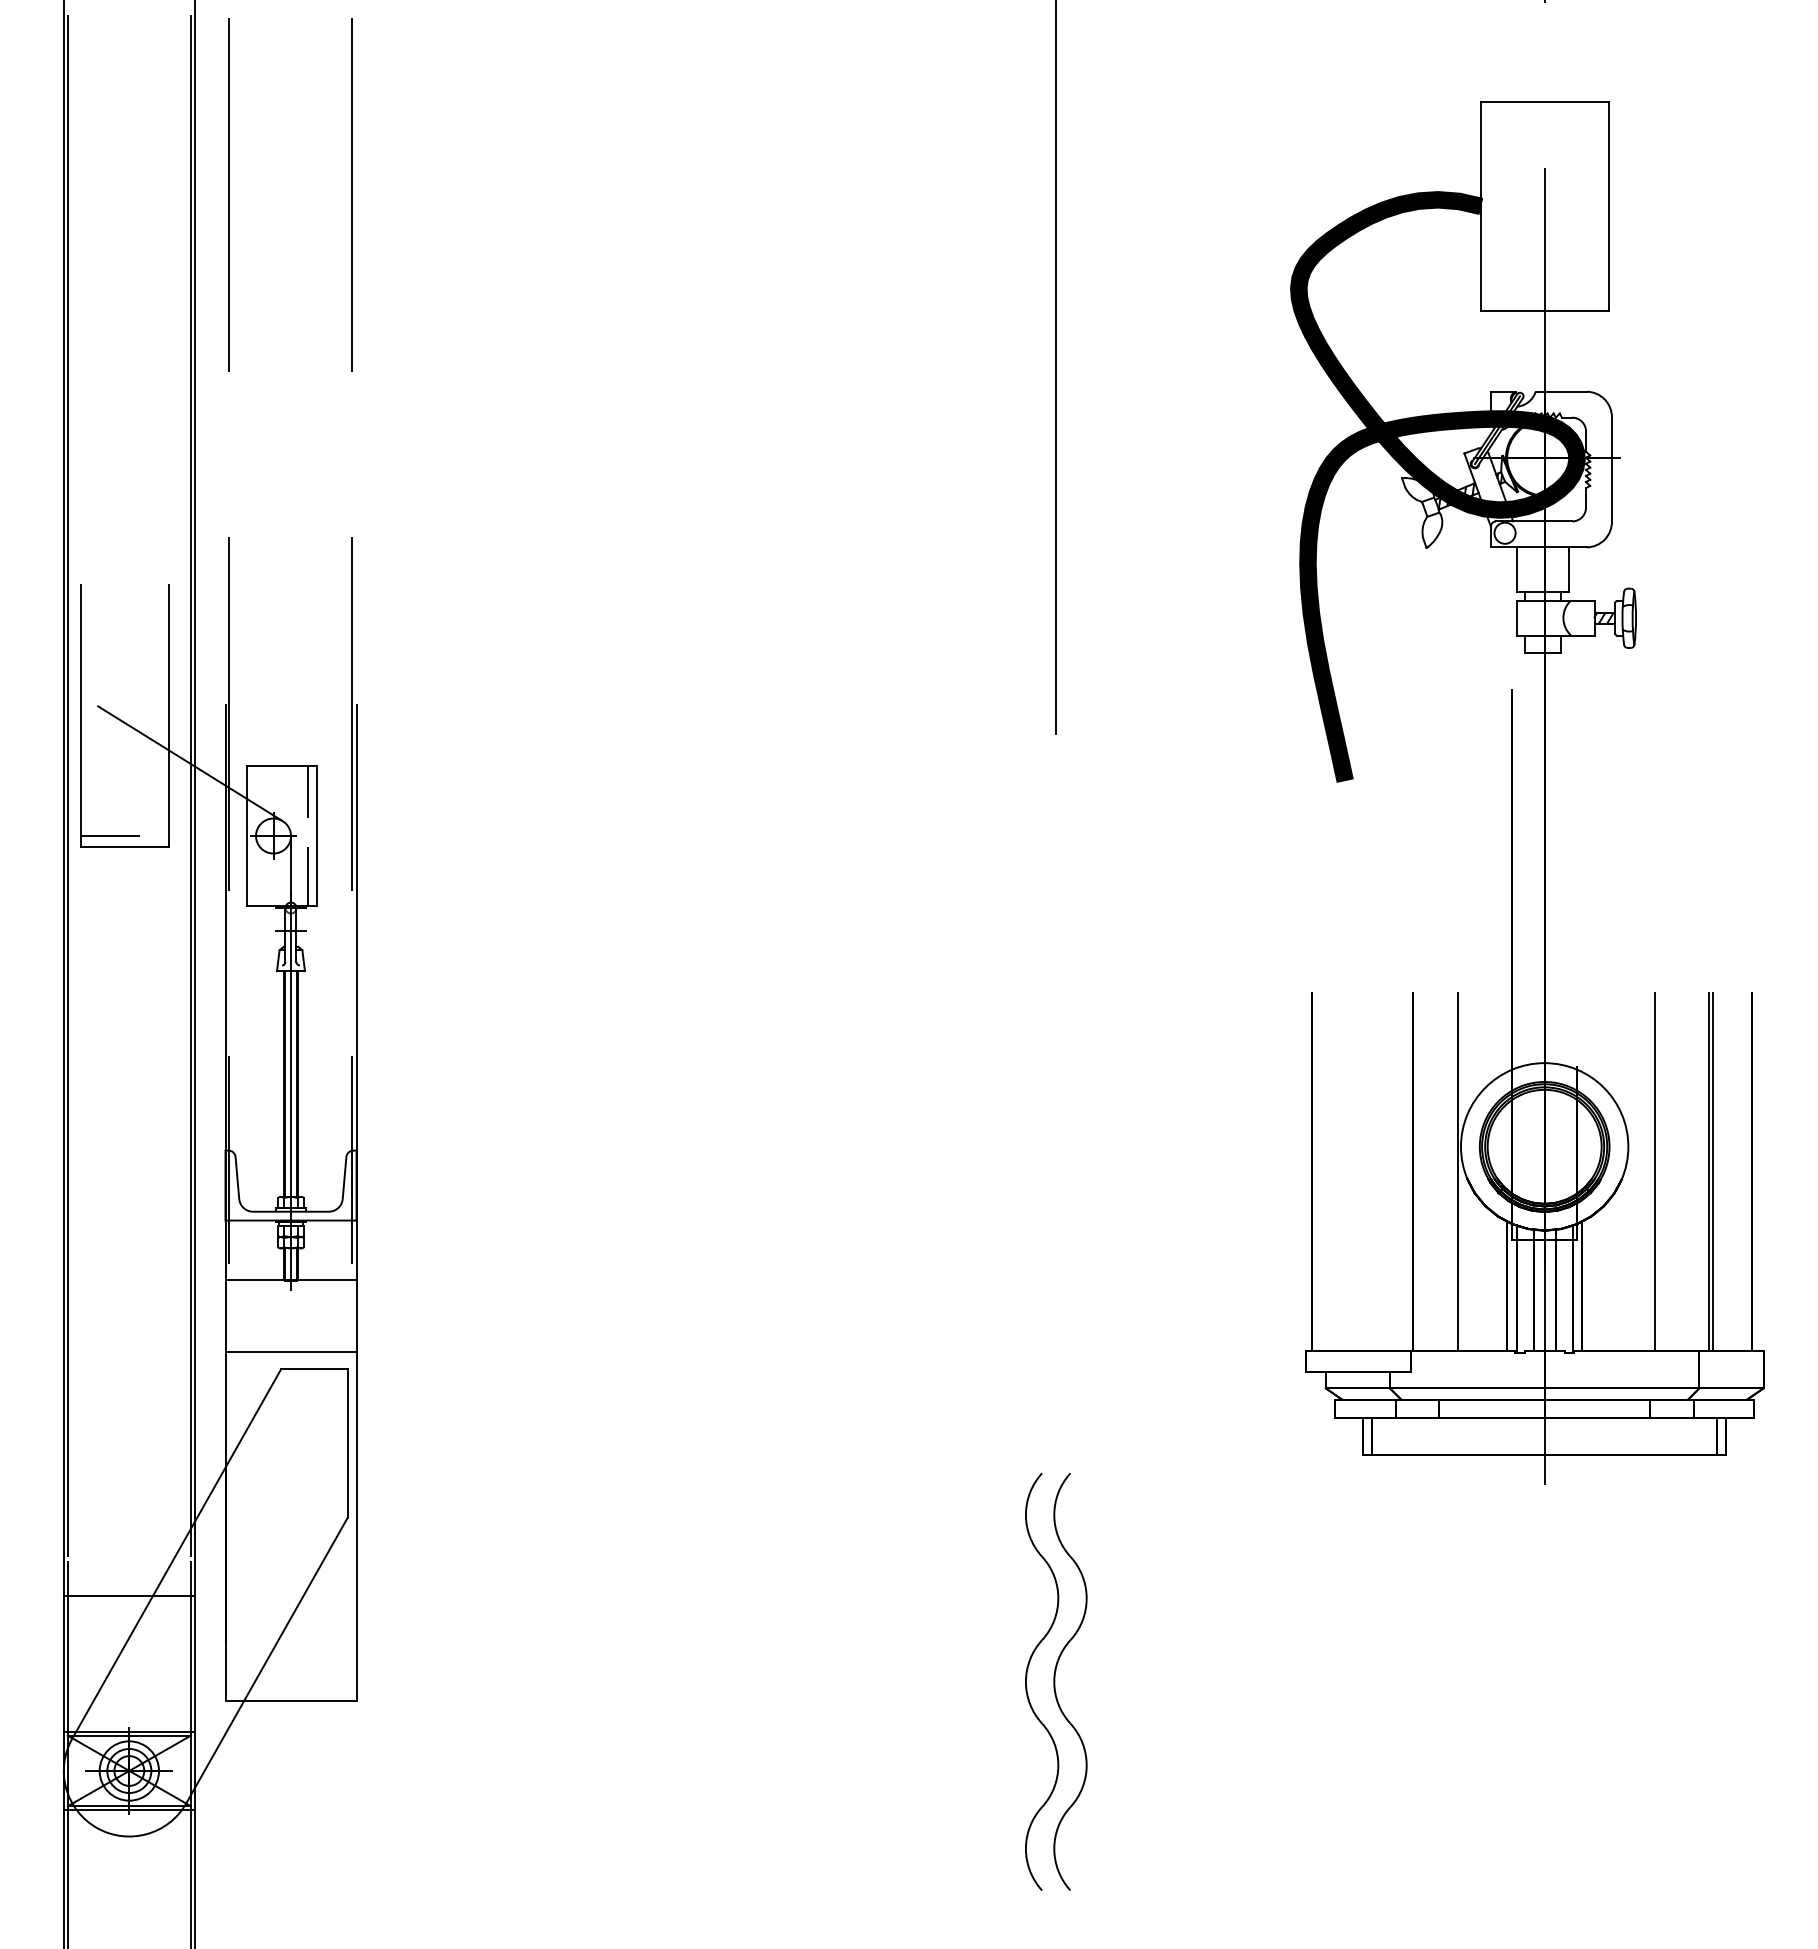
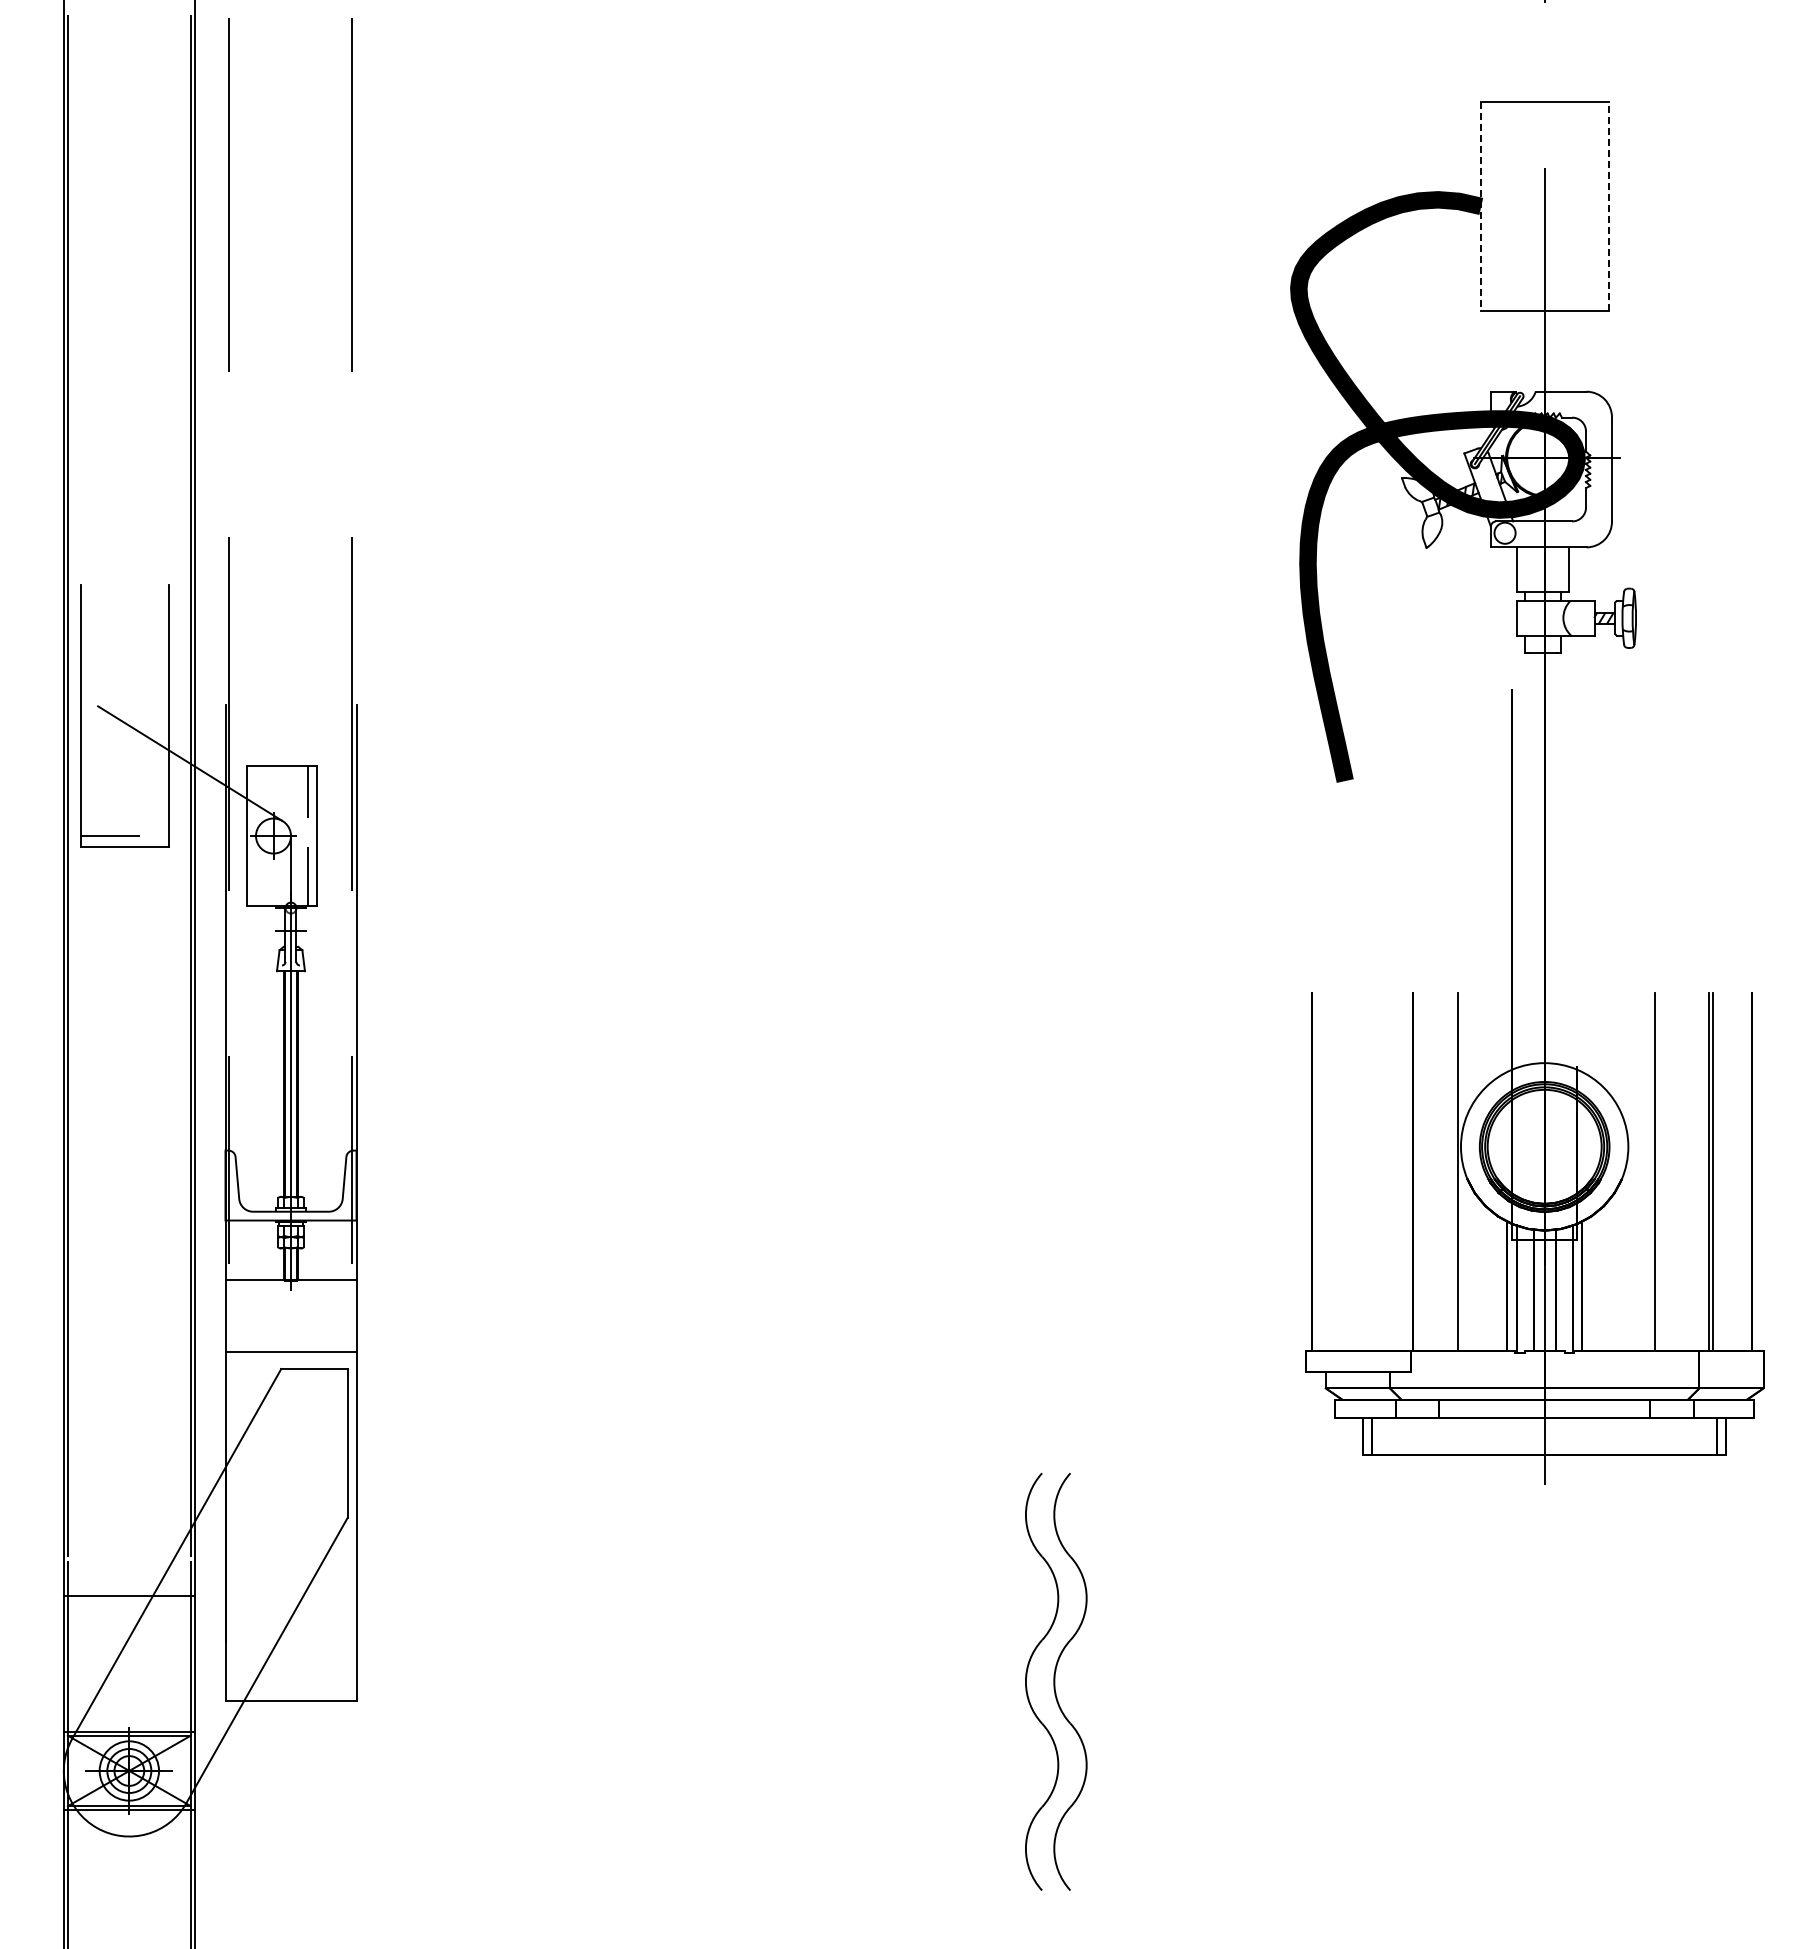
line: solid -> dashed (1481, 206)
line: solid -> dashed (1608, 206)
line: present -> none (1056, 368)
